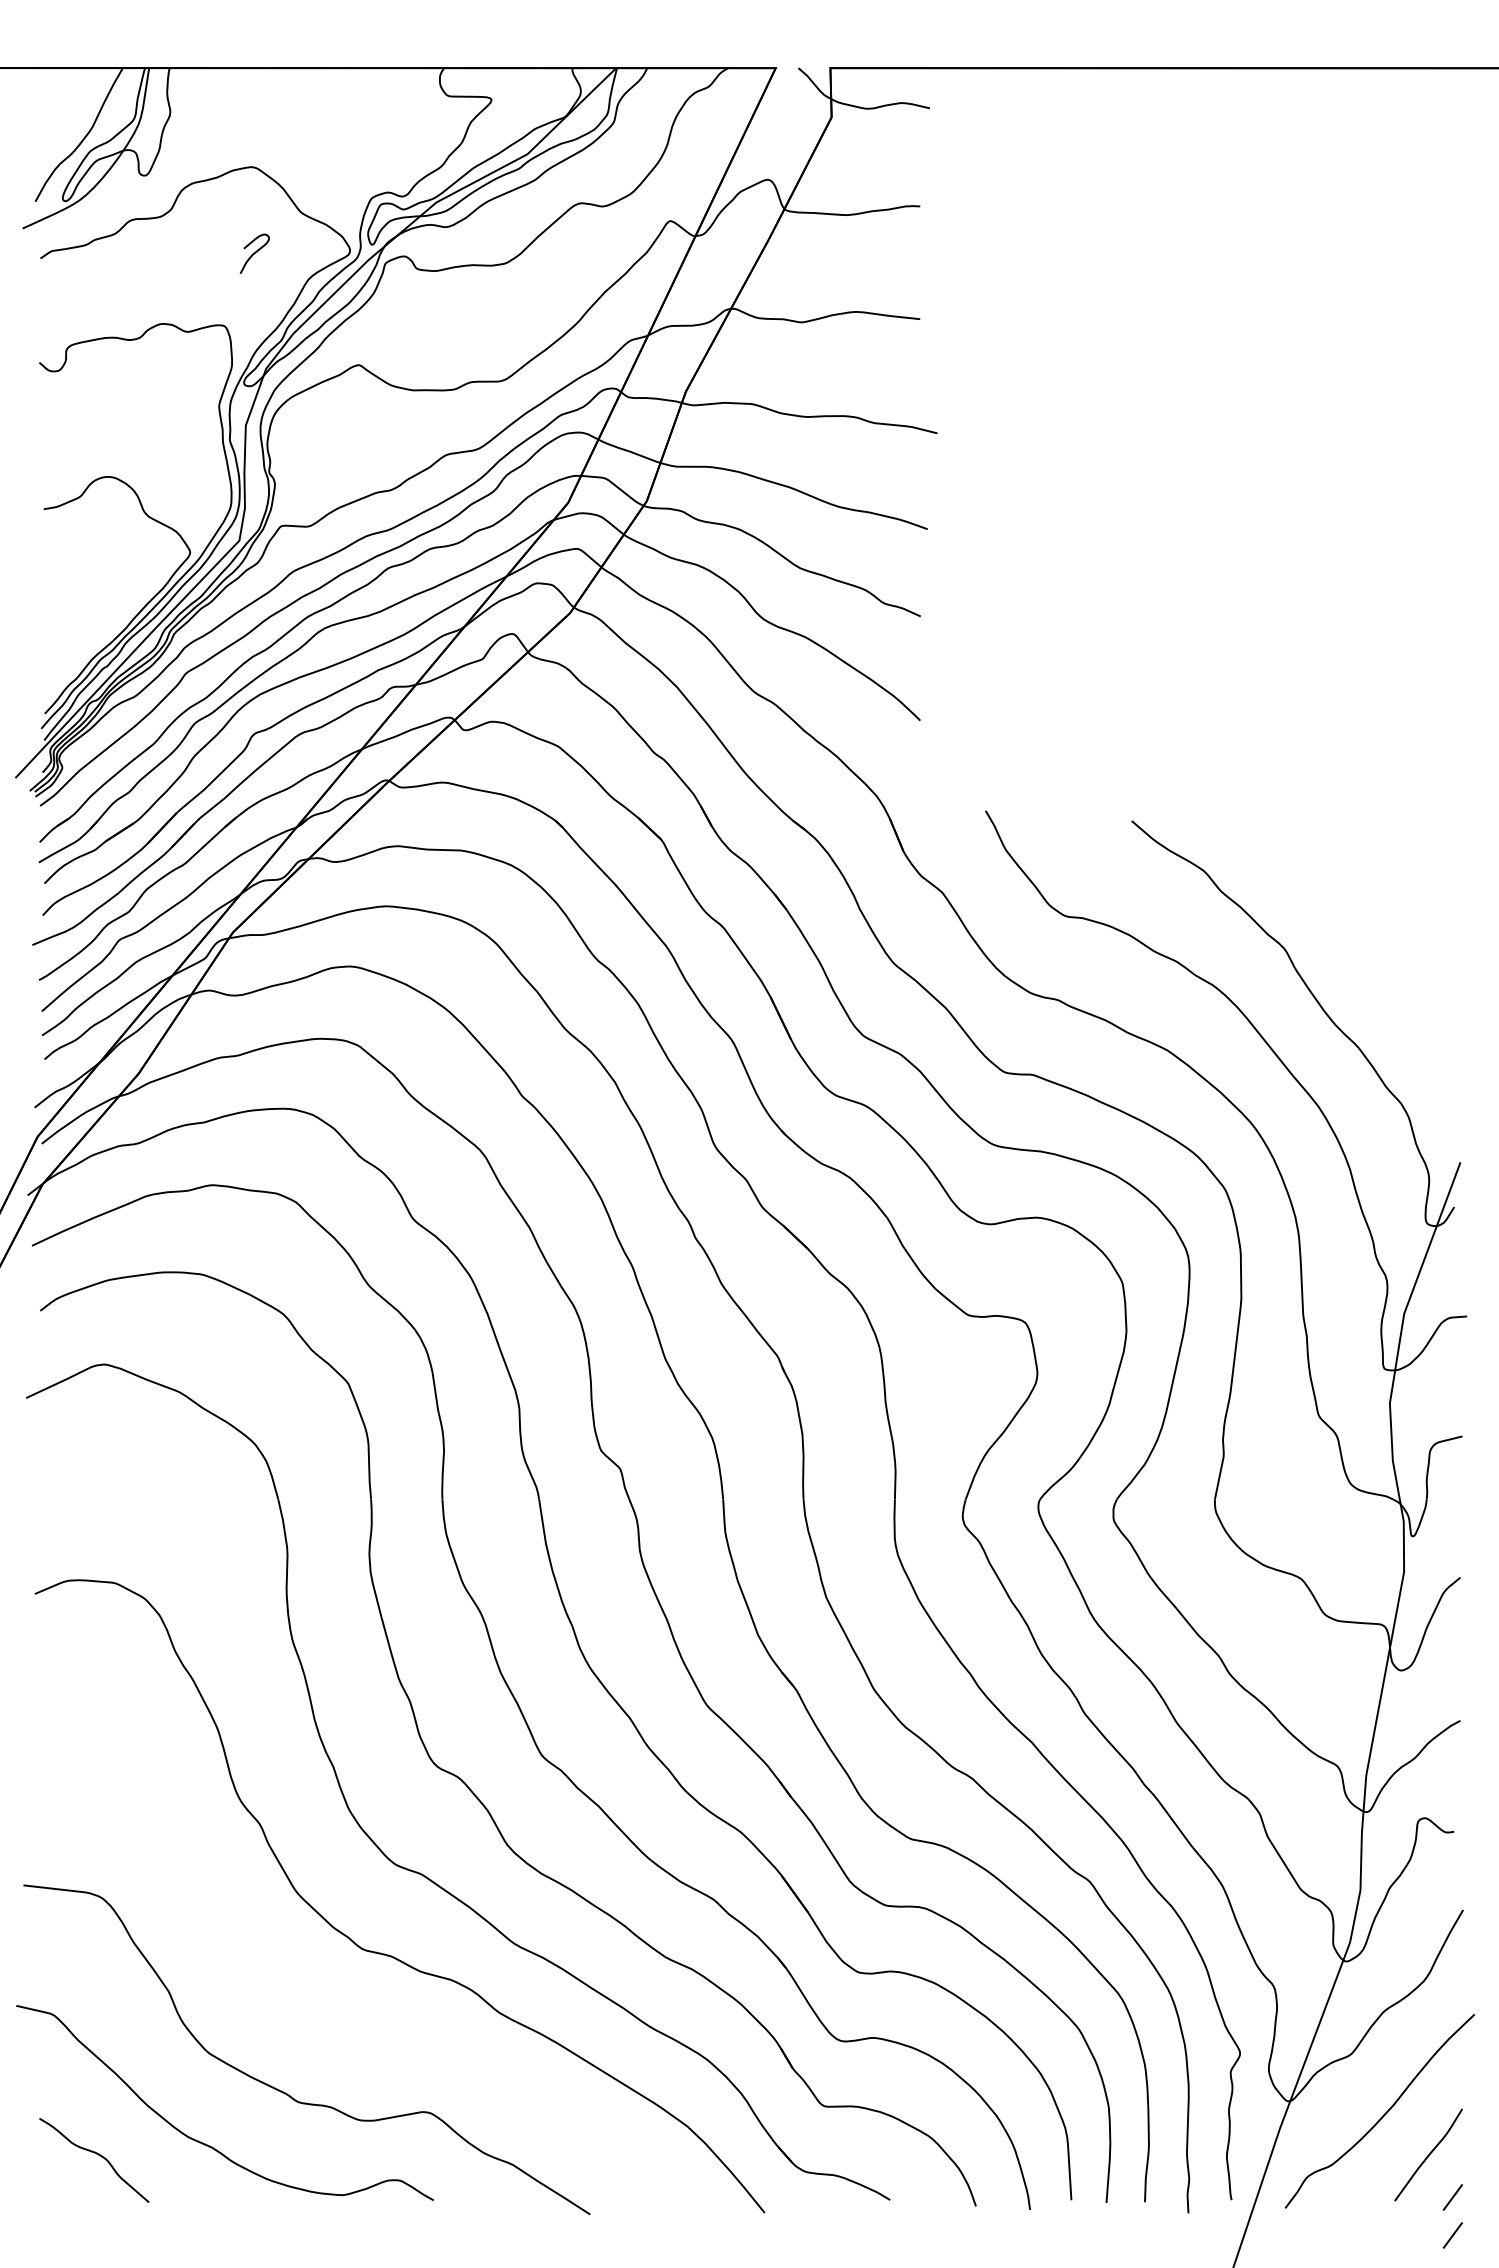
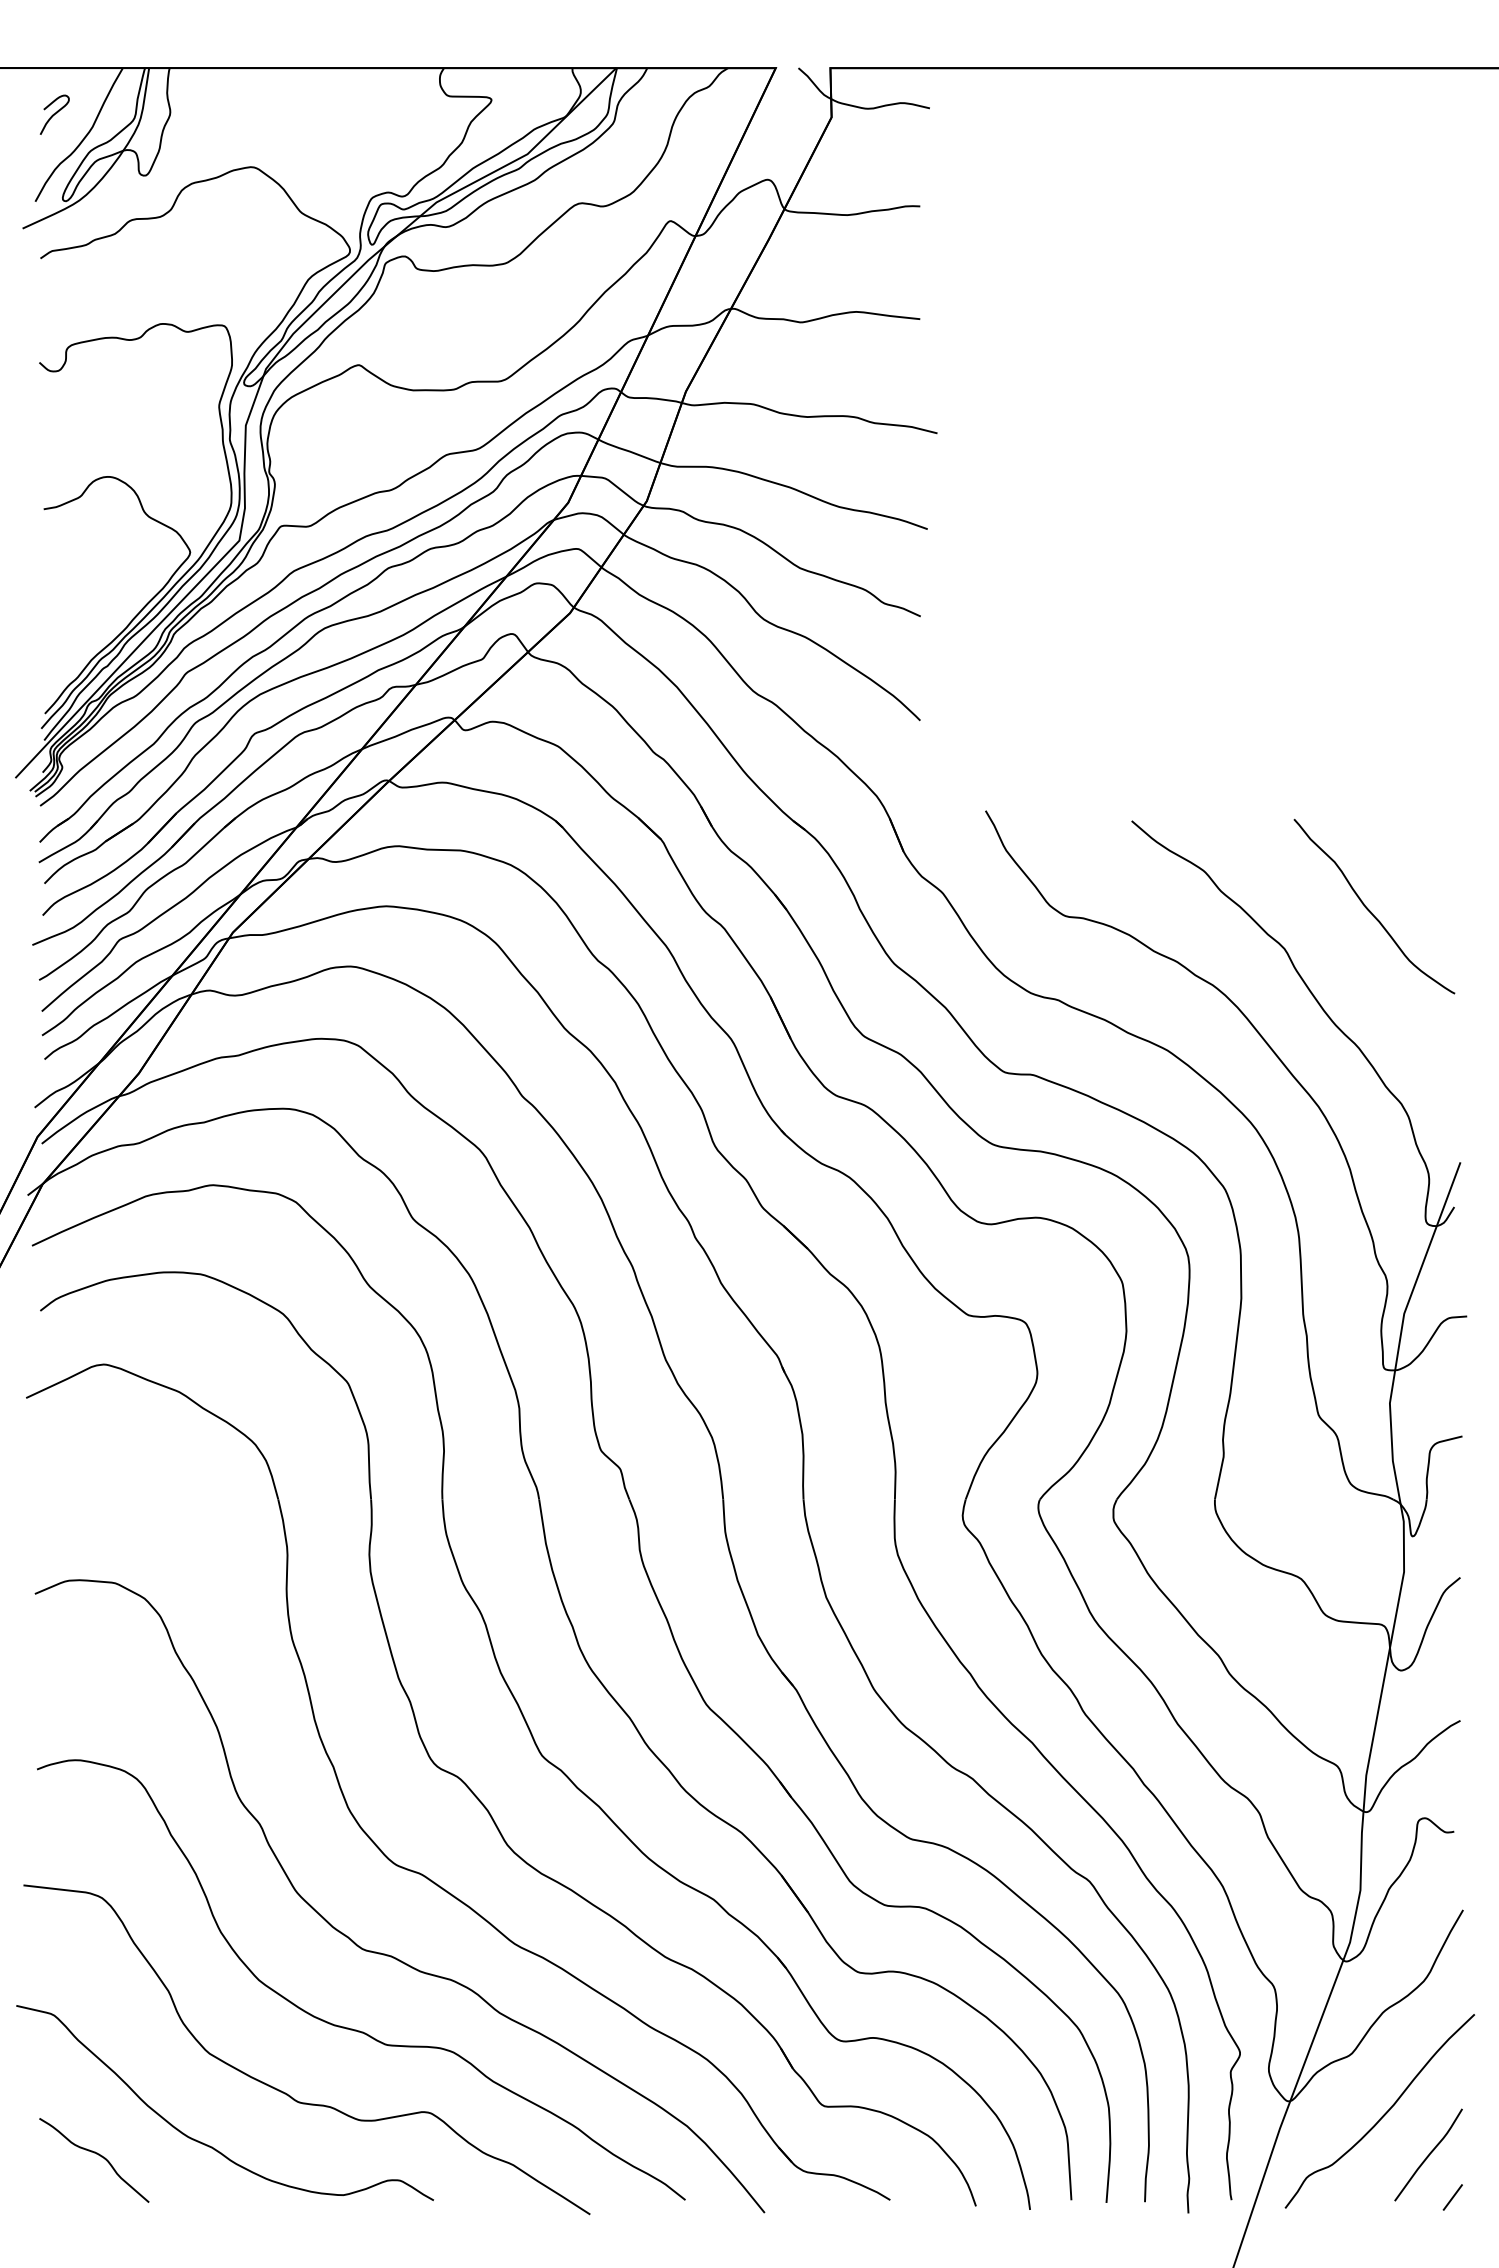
curve position: (254, 253) -> (54, 114) (54, 114)
curve: none -> present (1370, 910)
curve: none -> present (348, 2027)
line: present -> none (1452, 2235)
